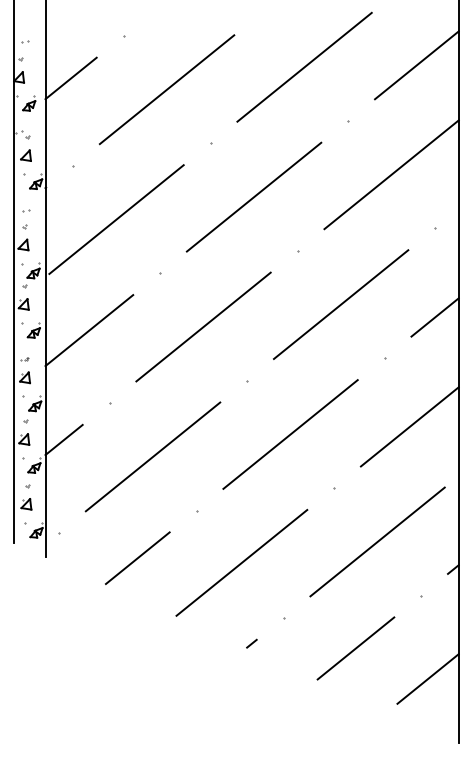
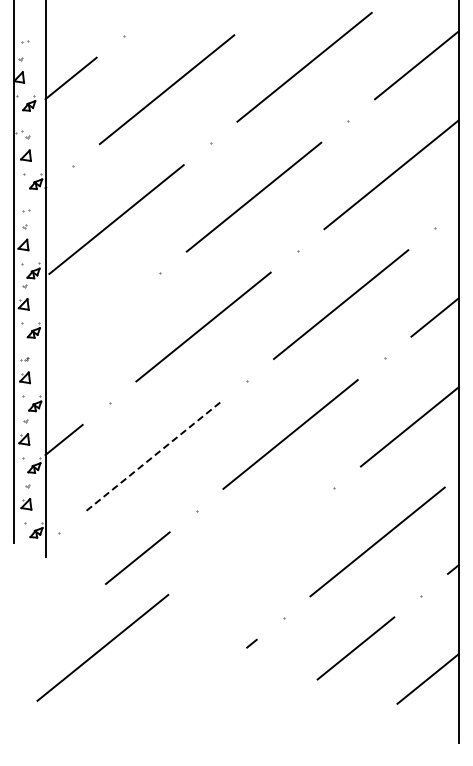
line: present -> none (89, 330)
line: solid -> dashed (152, 457)
line position: (241, 562) -> (102, 647) (102, 647)
